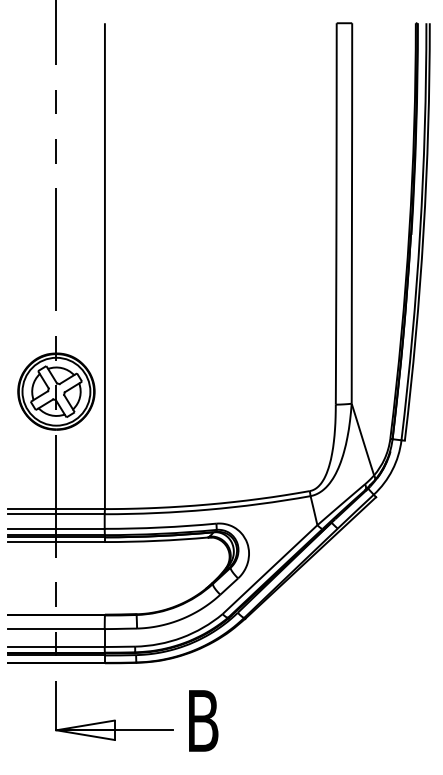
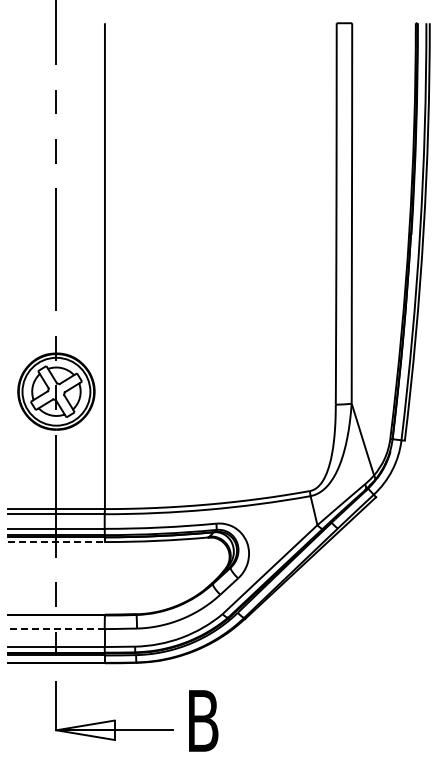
line: solid -> dashed (56, 542)
line: solid -> dashed (55, 629)
